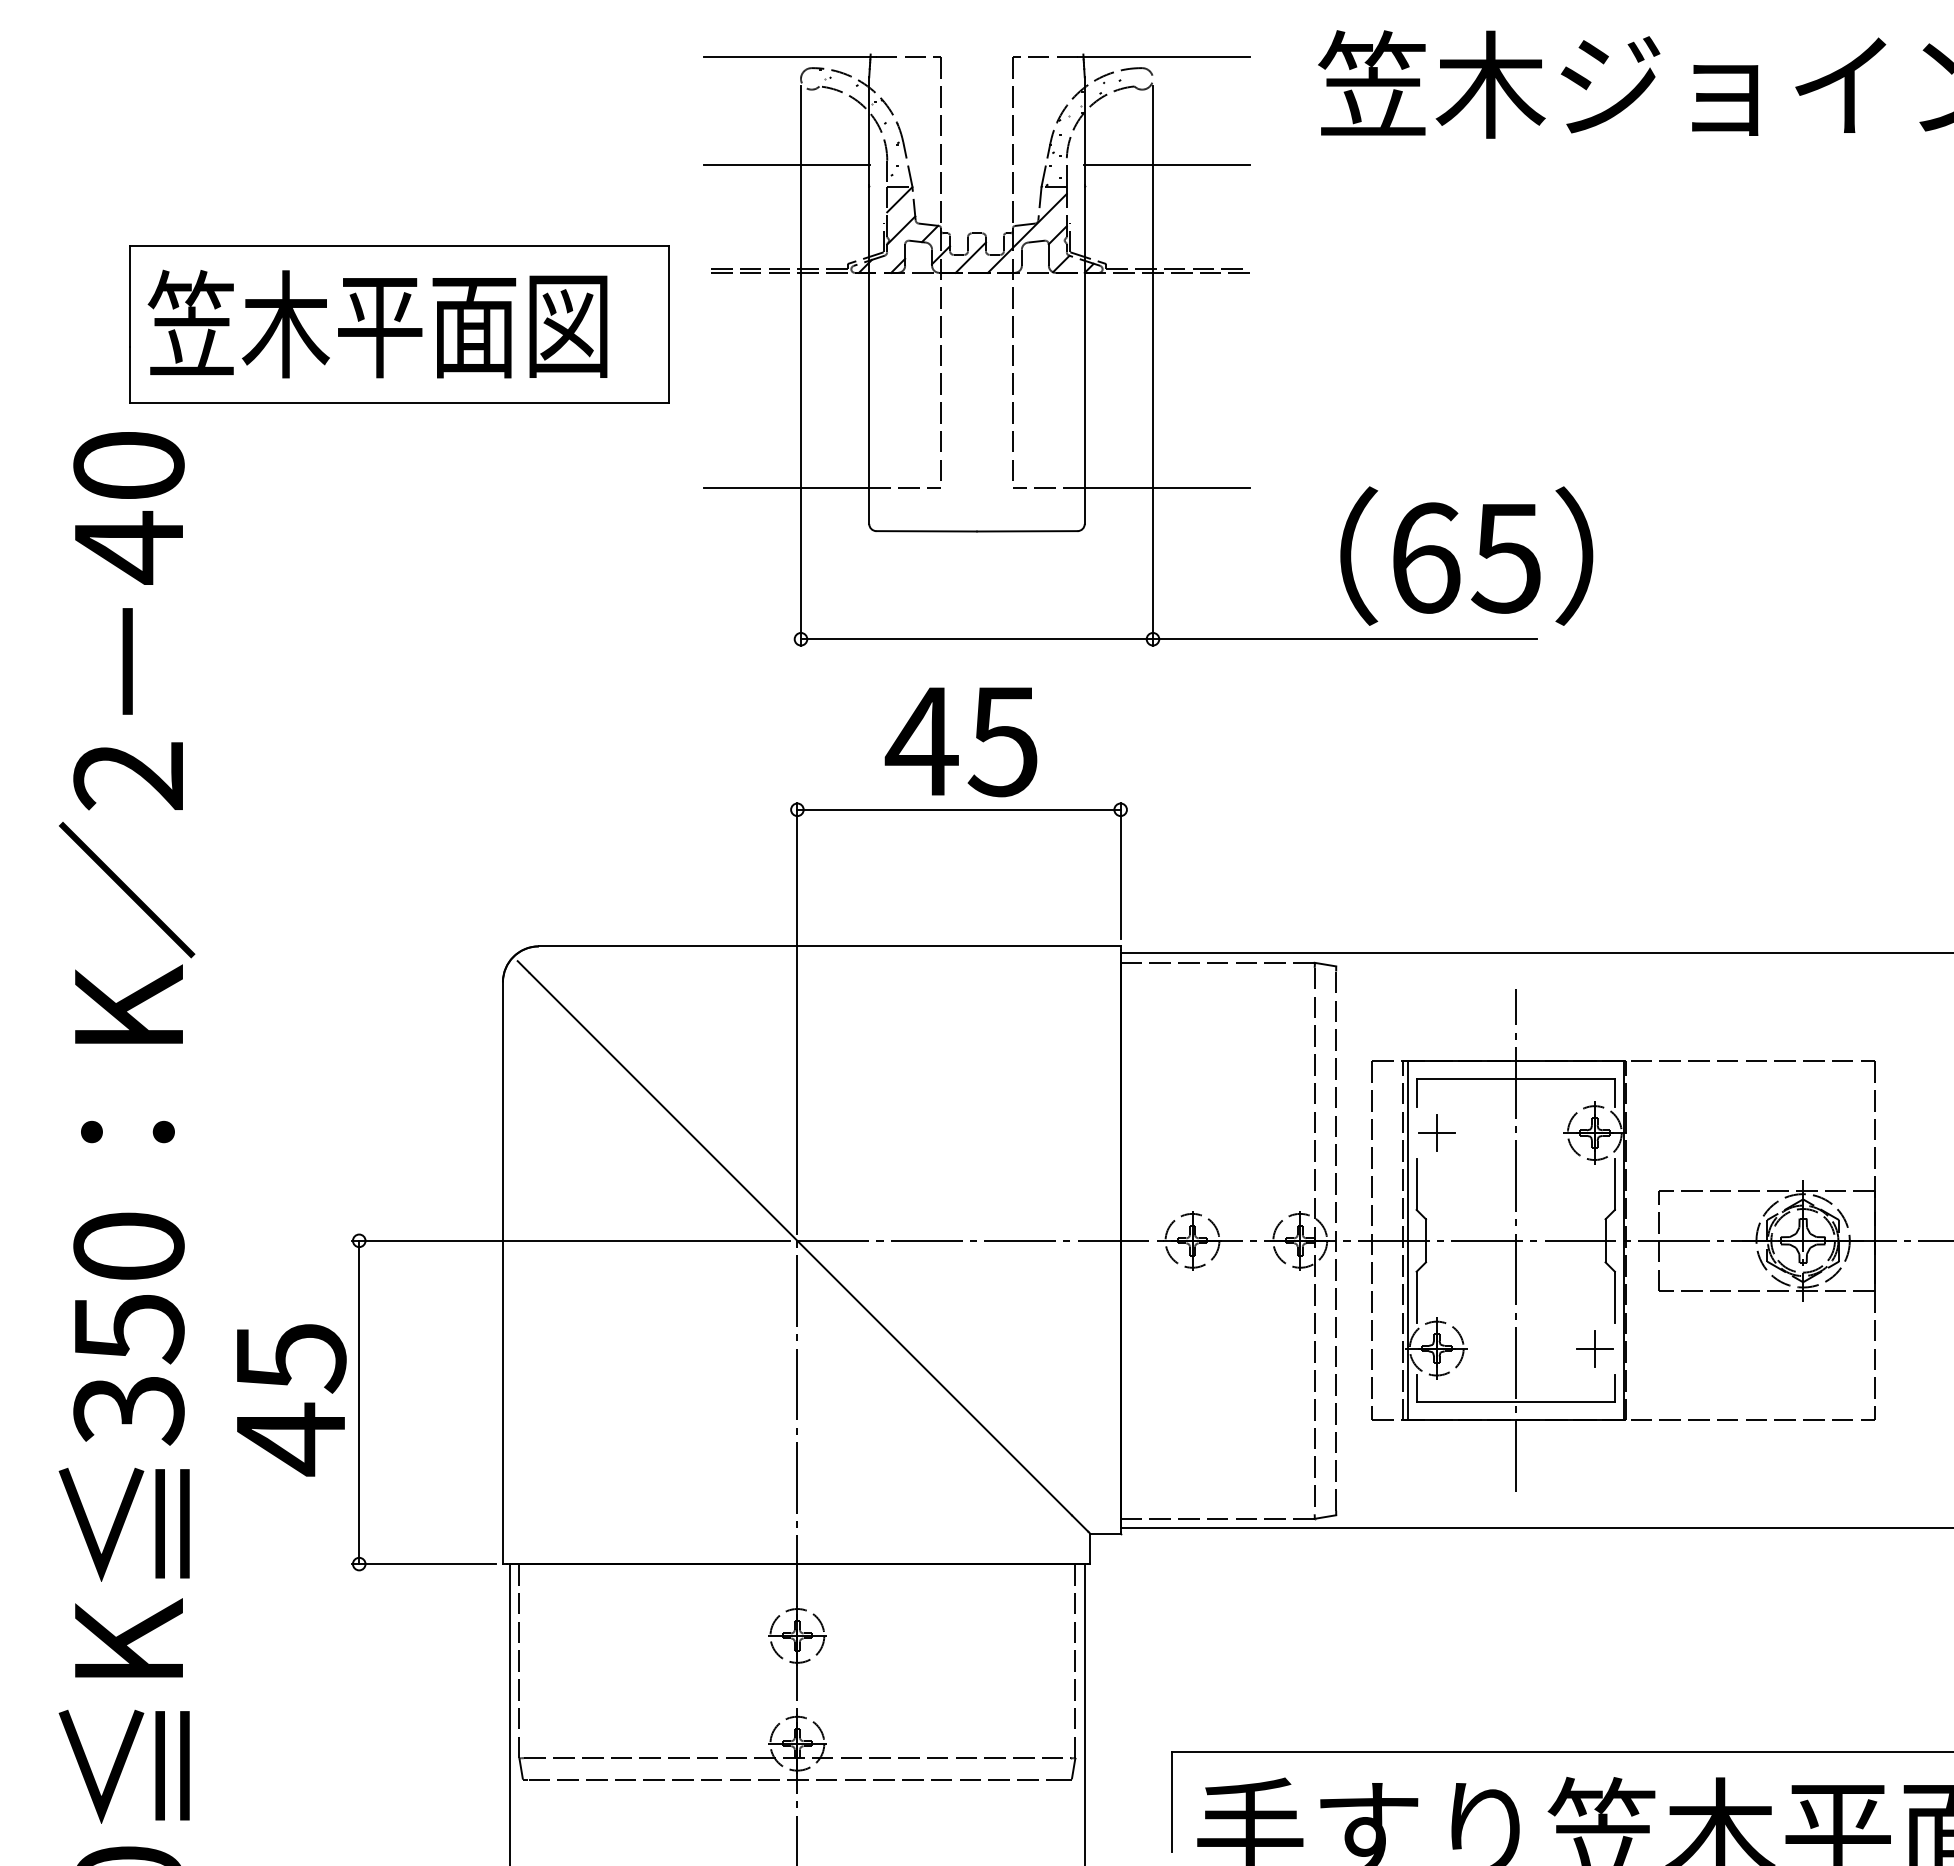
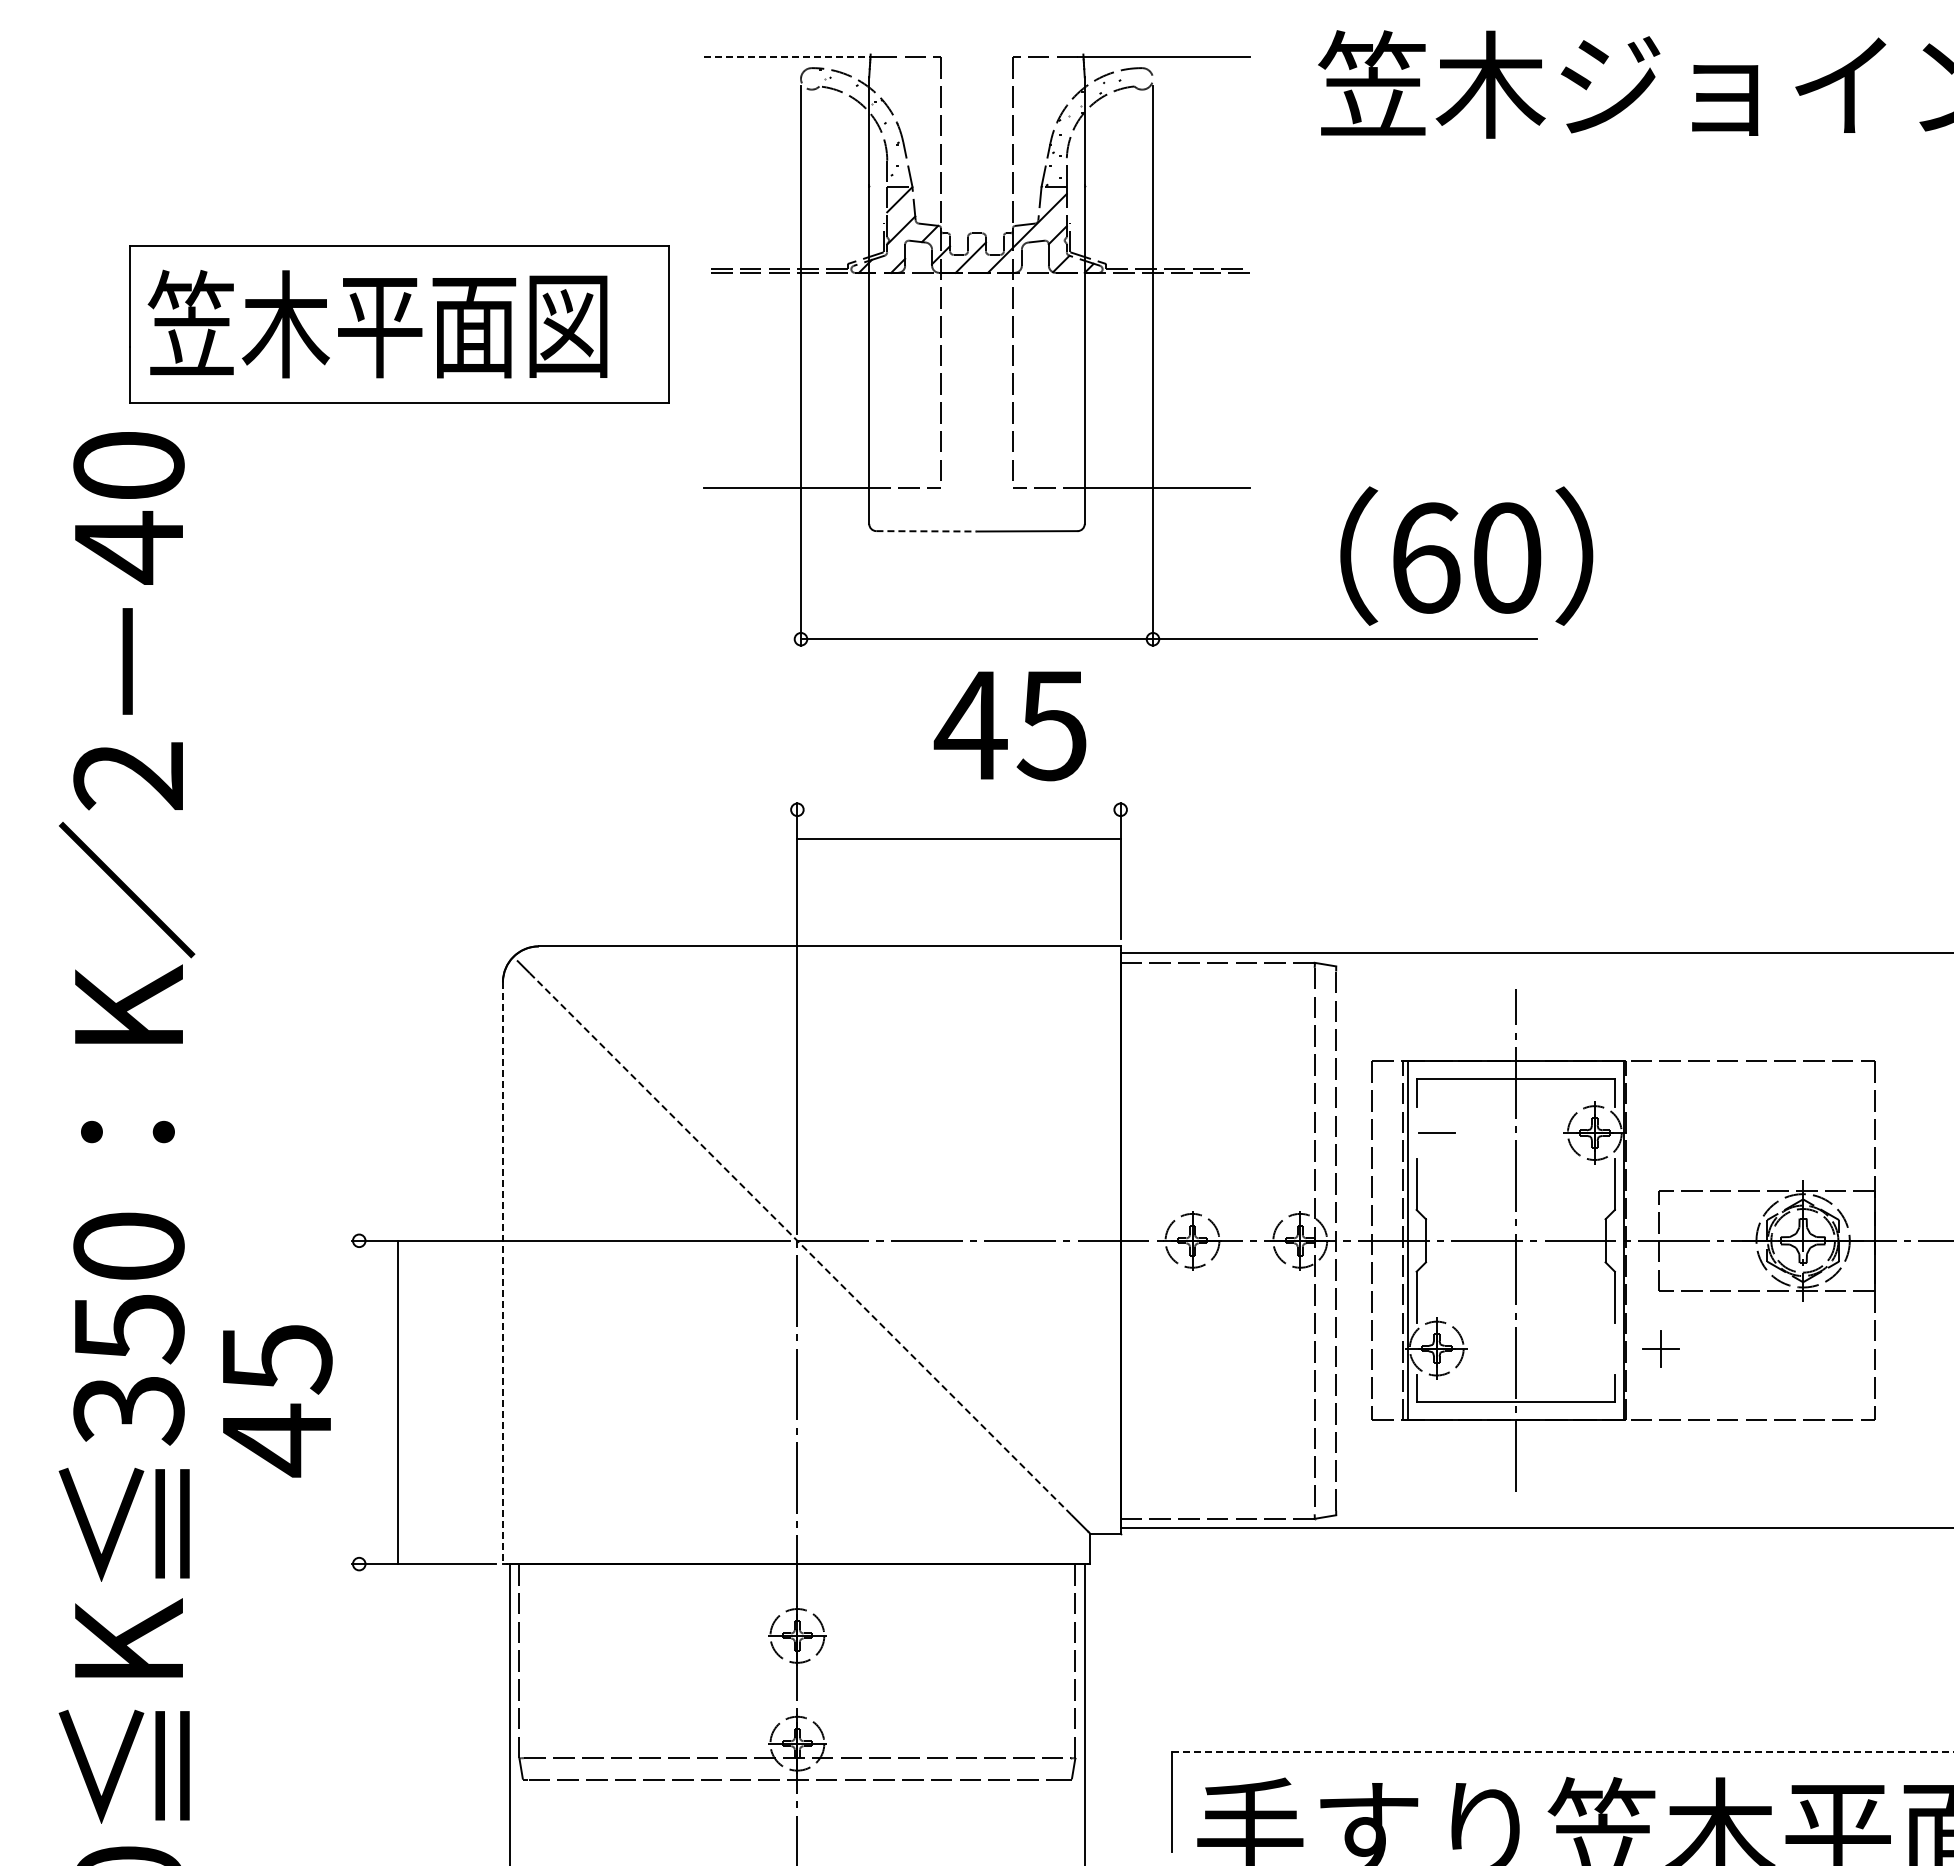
line: solid -> dashed (789, 57)
line: present -> none (787, 165)
line: present -> none (1166, 165)
line: solid -> dashed (927, 531)
text: 65 -> 60 (1506, 557)
text position: (960, 742) -> (1009, 726) (1009, 726)
line position: (958, 809) -> (958, 838) (958, 838)
line: present -> none (1436, 1133)
line: solid -> dashed (801, 1244)
line: solid -> dashed (502, 1273)
part position: (1594, 1348) -> (1660, 1348) (1660, 1348)
text position: (291, 1400) -> (277, 1401) (277, 1401)
line position: (359, 1402) -> (398, 1402) (398, 1402)
line: solid -> dashed (1562, 1751)
